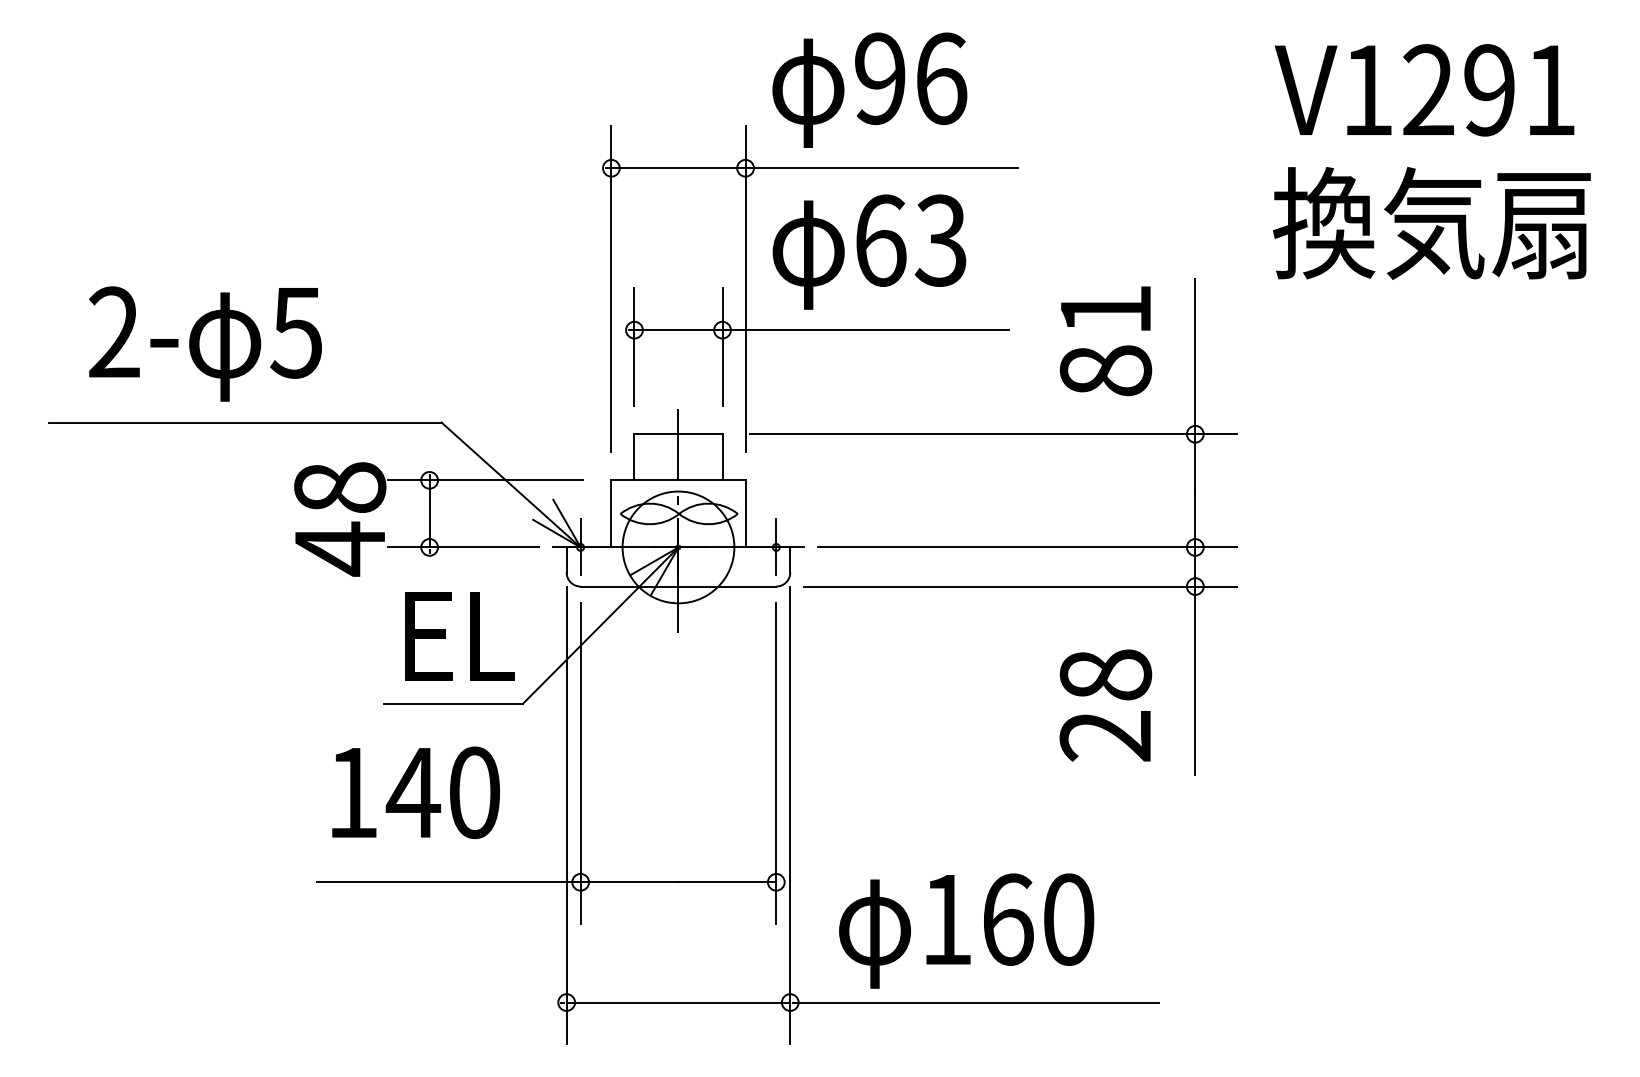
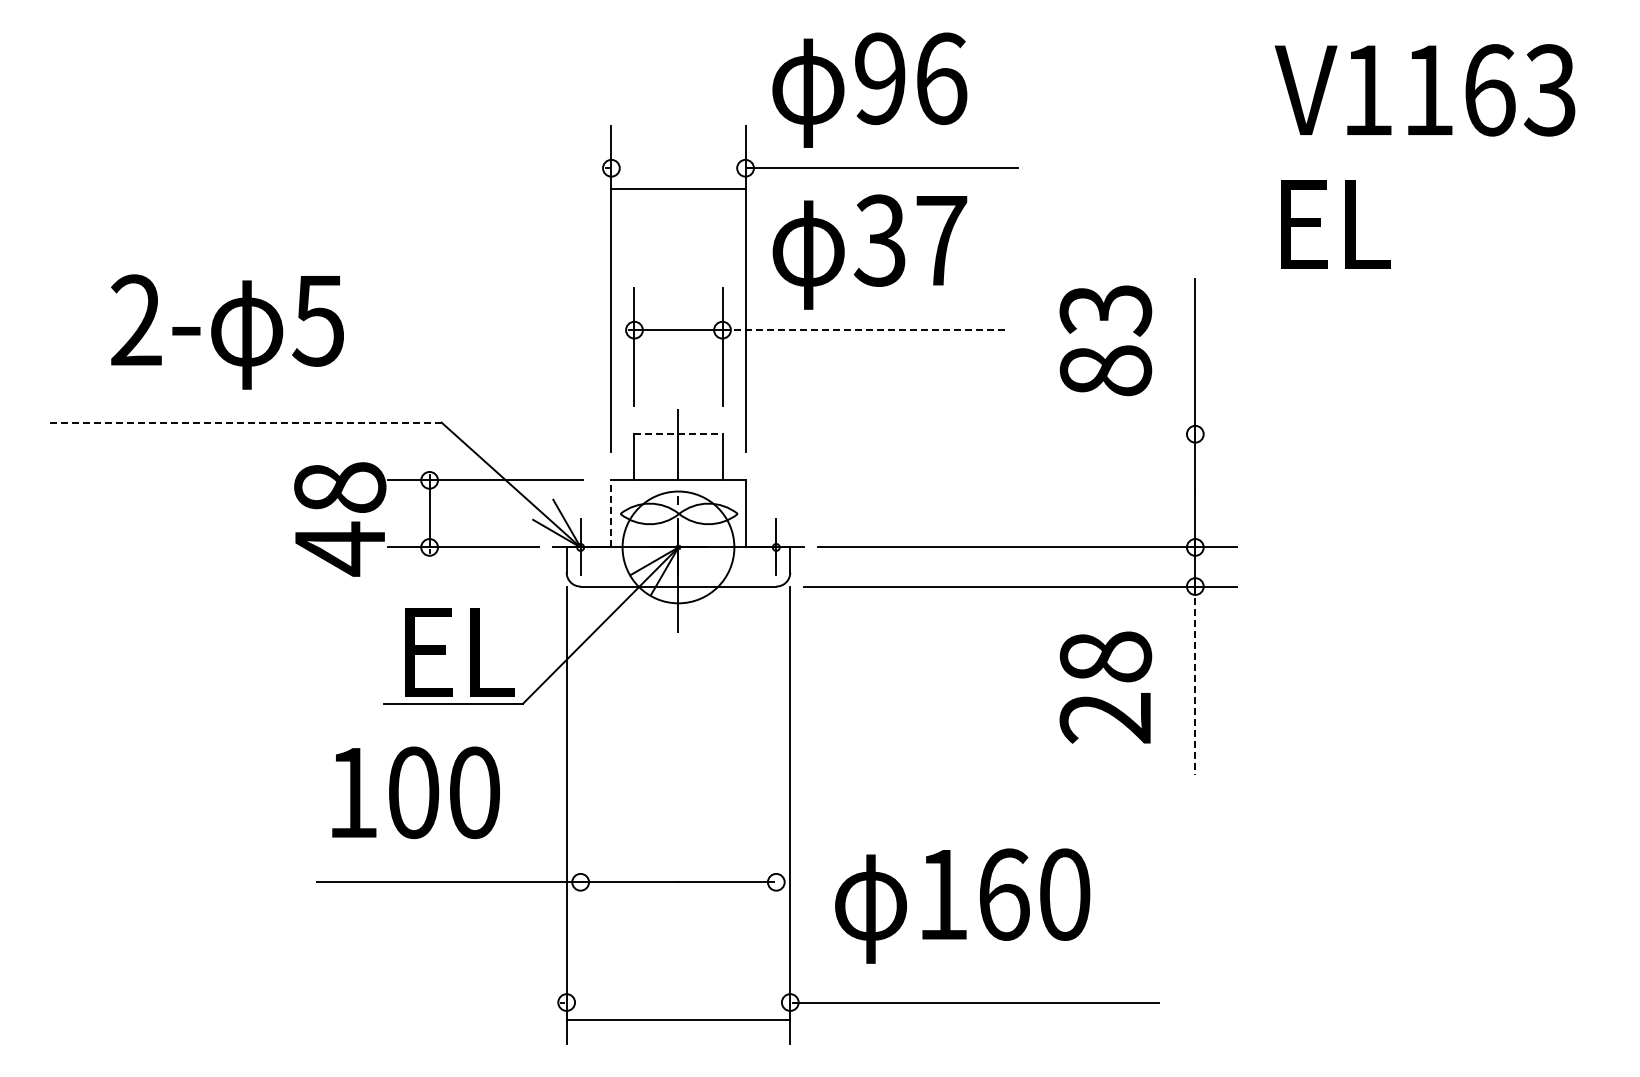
text: V1291 -> V1163 (1489, 90)
line position: (678, 168) -> (678, 189) (678, 189)
text: 換気扇 -> EL (1431, 222)
text: 63 -> 37 (910, 240)
text: 81 -> 83 (1105, 310)
line: solid -> dashed (866, 330)
text position: (205, 343) -> (227, 331) (227, 331)
line: solid -> dashed (244, 422)
line: solid -> dashed (678, 434)
line: present -> none (993, 434)
line: solid -> dashed (611, 513)
text position: (459, 636) -> (459, 652) (459, 652)
line: solid -> dashed (1195, 681)
text position: (1105, 705) -> (1105, 687) (1105, 687)
line: present -> none (580, 763)
line: present -> none (776, 763)
text: 140 -> 100 (413, 792)
text position: (966, 930) -> (962, 905) (962, 905)
line position: (678, 1002) -> (678, 1019) (678, 1019)
